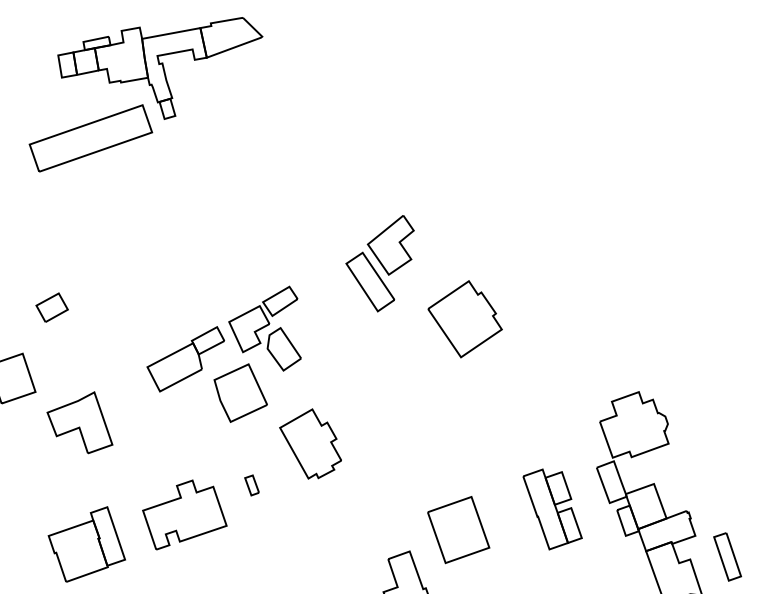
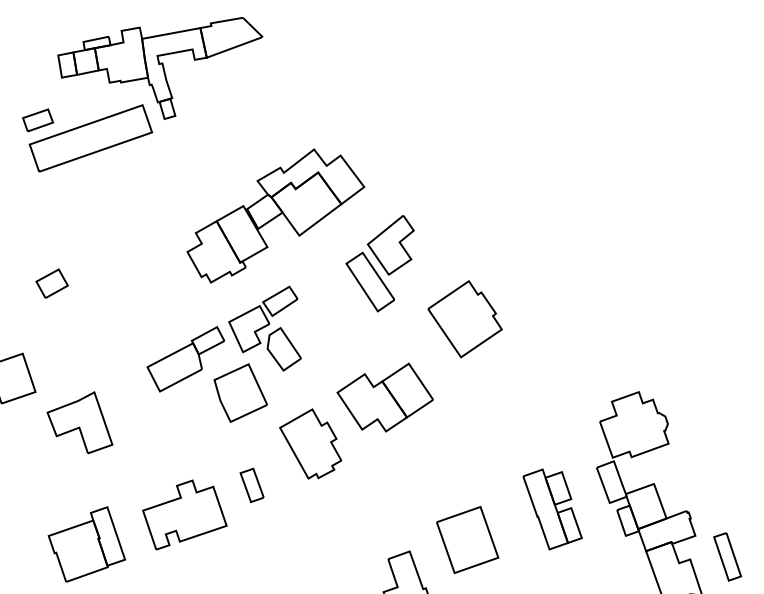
part: none -> present (37, 120)
part: none -> present (275, 215)
part position: (51, 307) -> (51, 283) (51, 283)
part: none -> present (384, 397)
part size: 16x23 px -> 26x37 px (251, 485)
part position: (458, 530) -> (467, 540) (467, 540)
